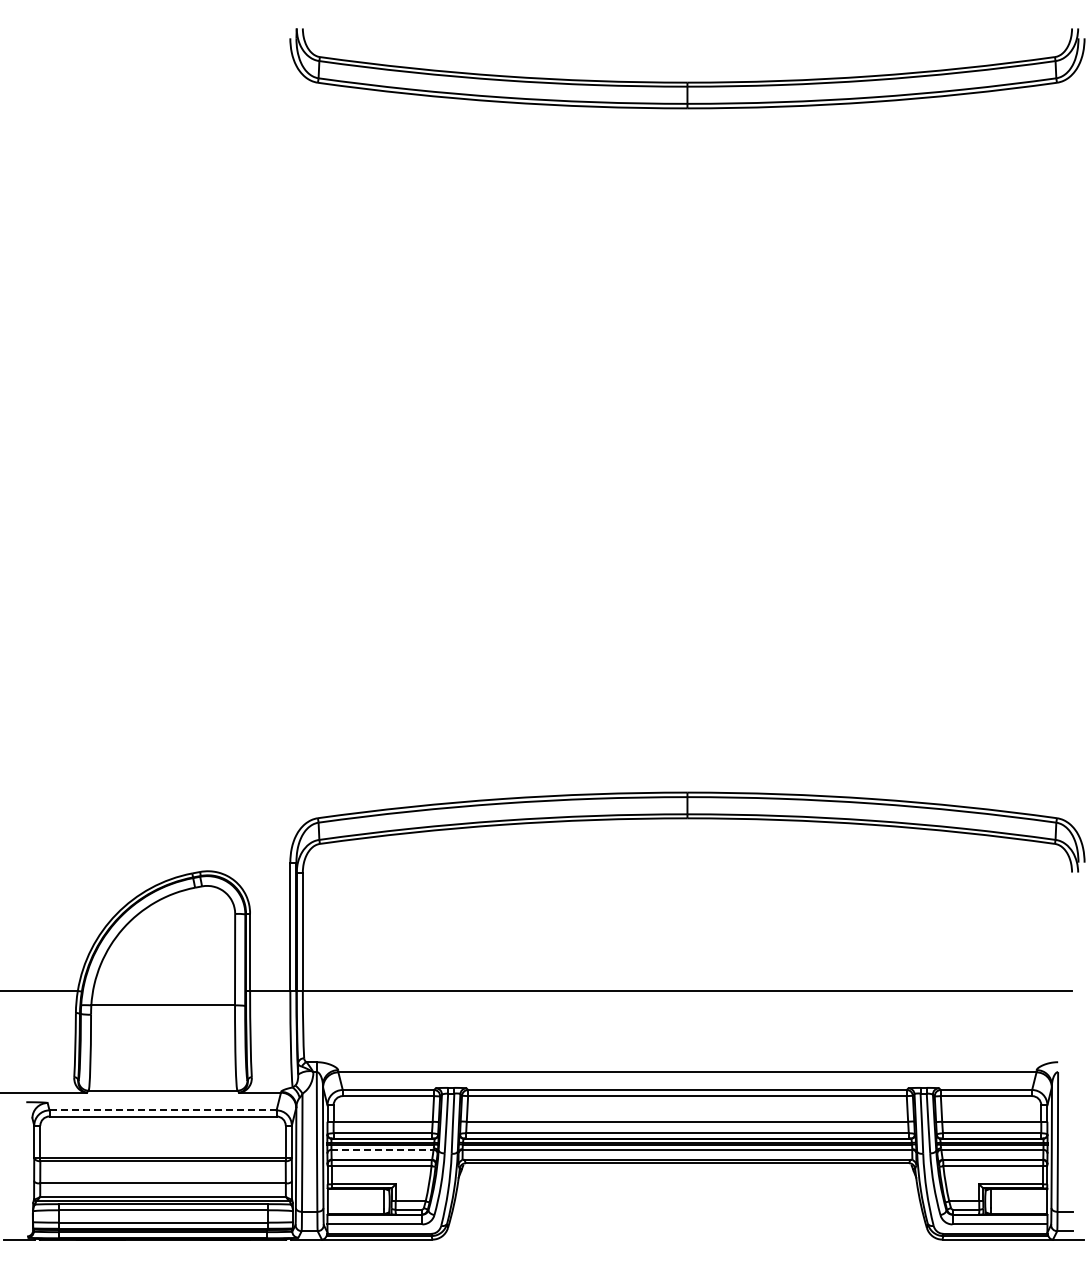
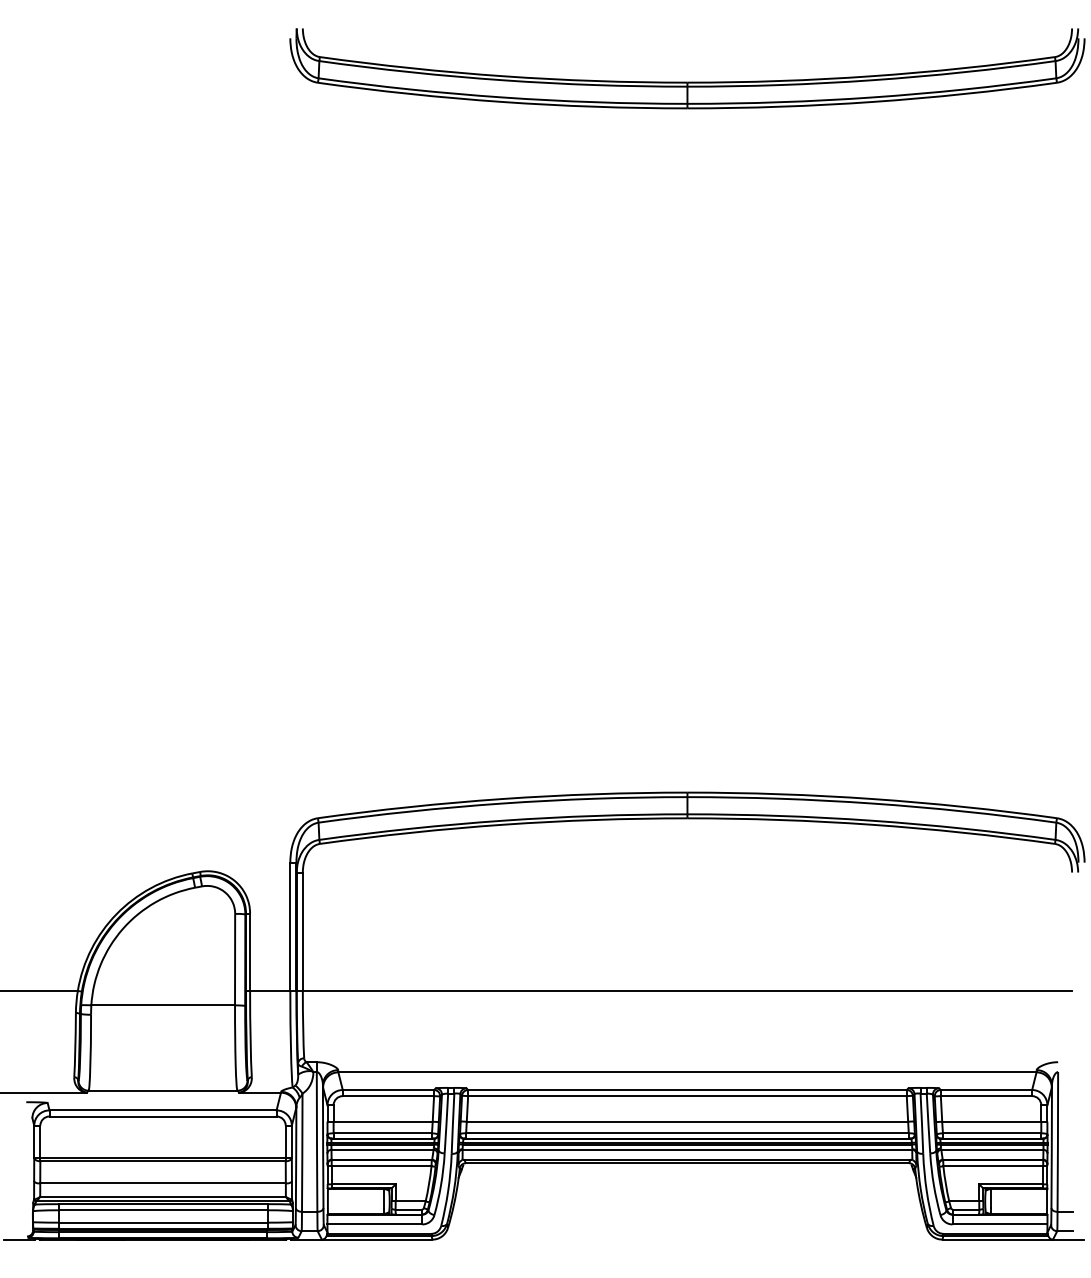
line: dashed -> solid (163, 1110)
line: dashed -> solid (383, 1149)
